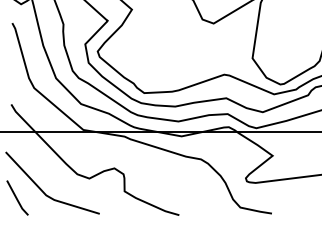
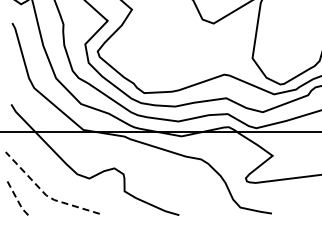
line: solid -> dashed (46, 195)
line: solid -> dashed (17, 199)
